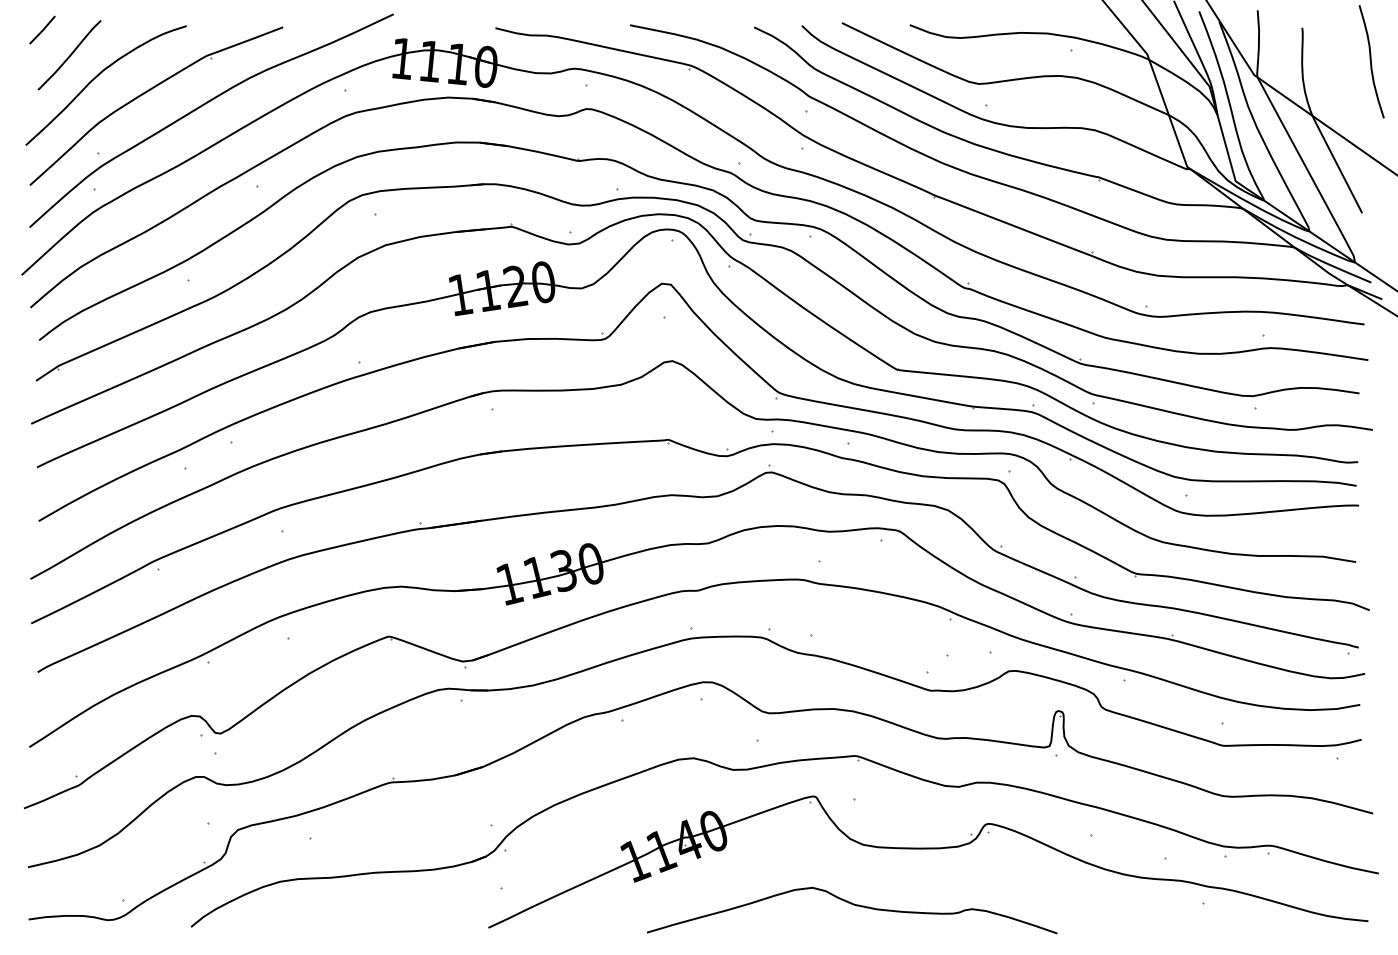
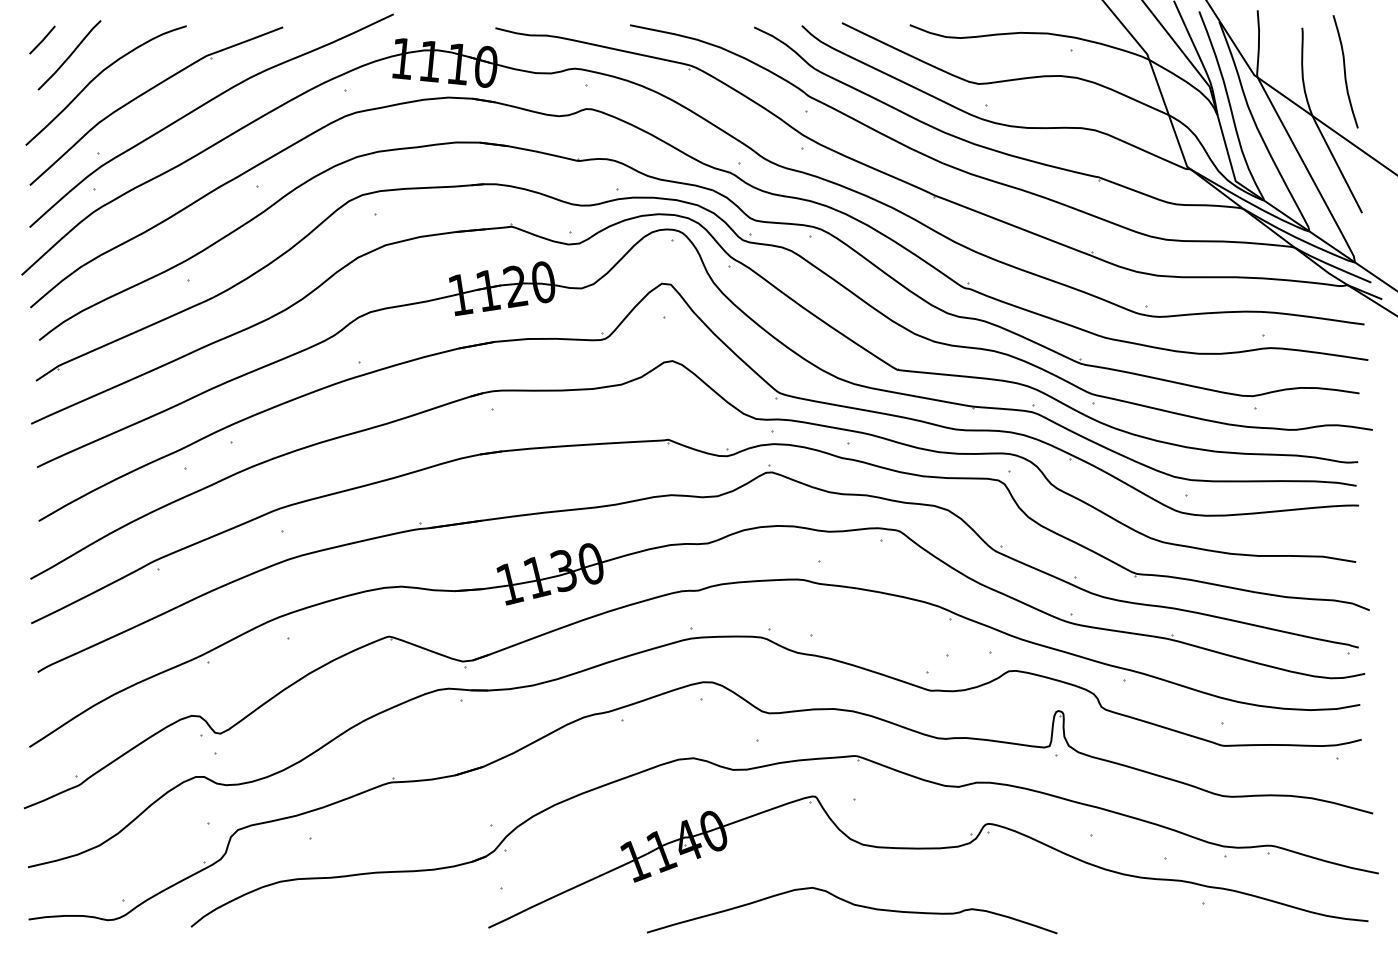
line position: (42, 29) -> (42, 39) (42, 39)
curve position: (1371, 61) -> (1345, 71) (1345, 71)
